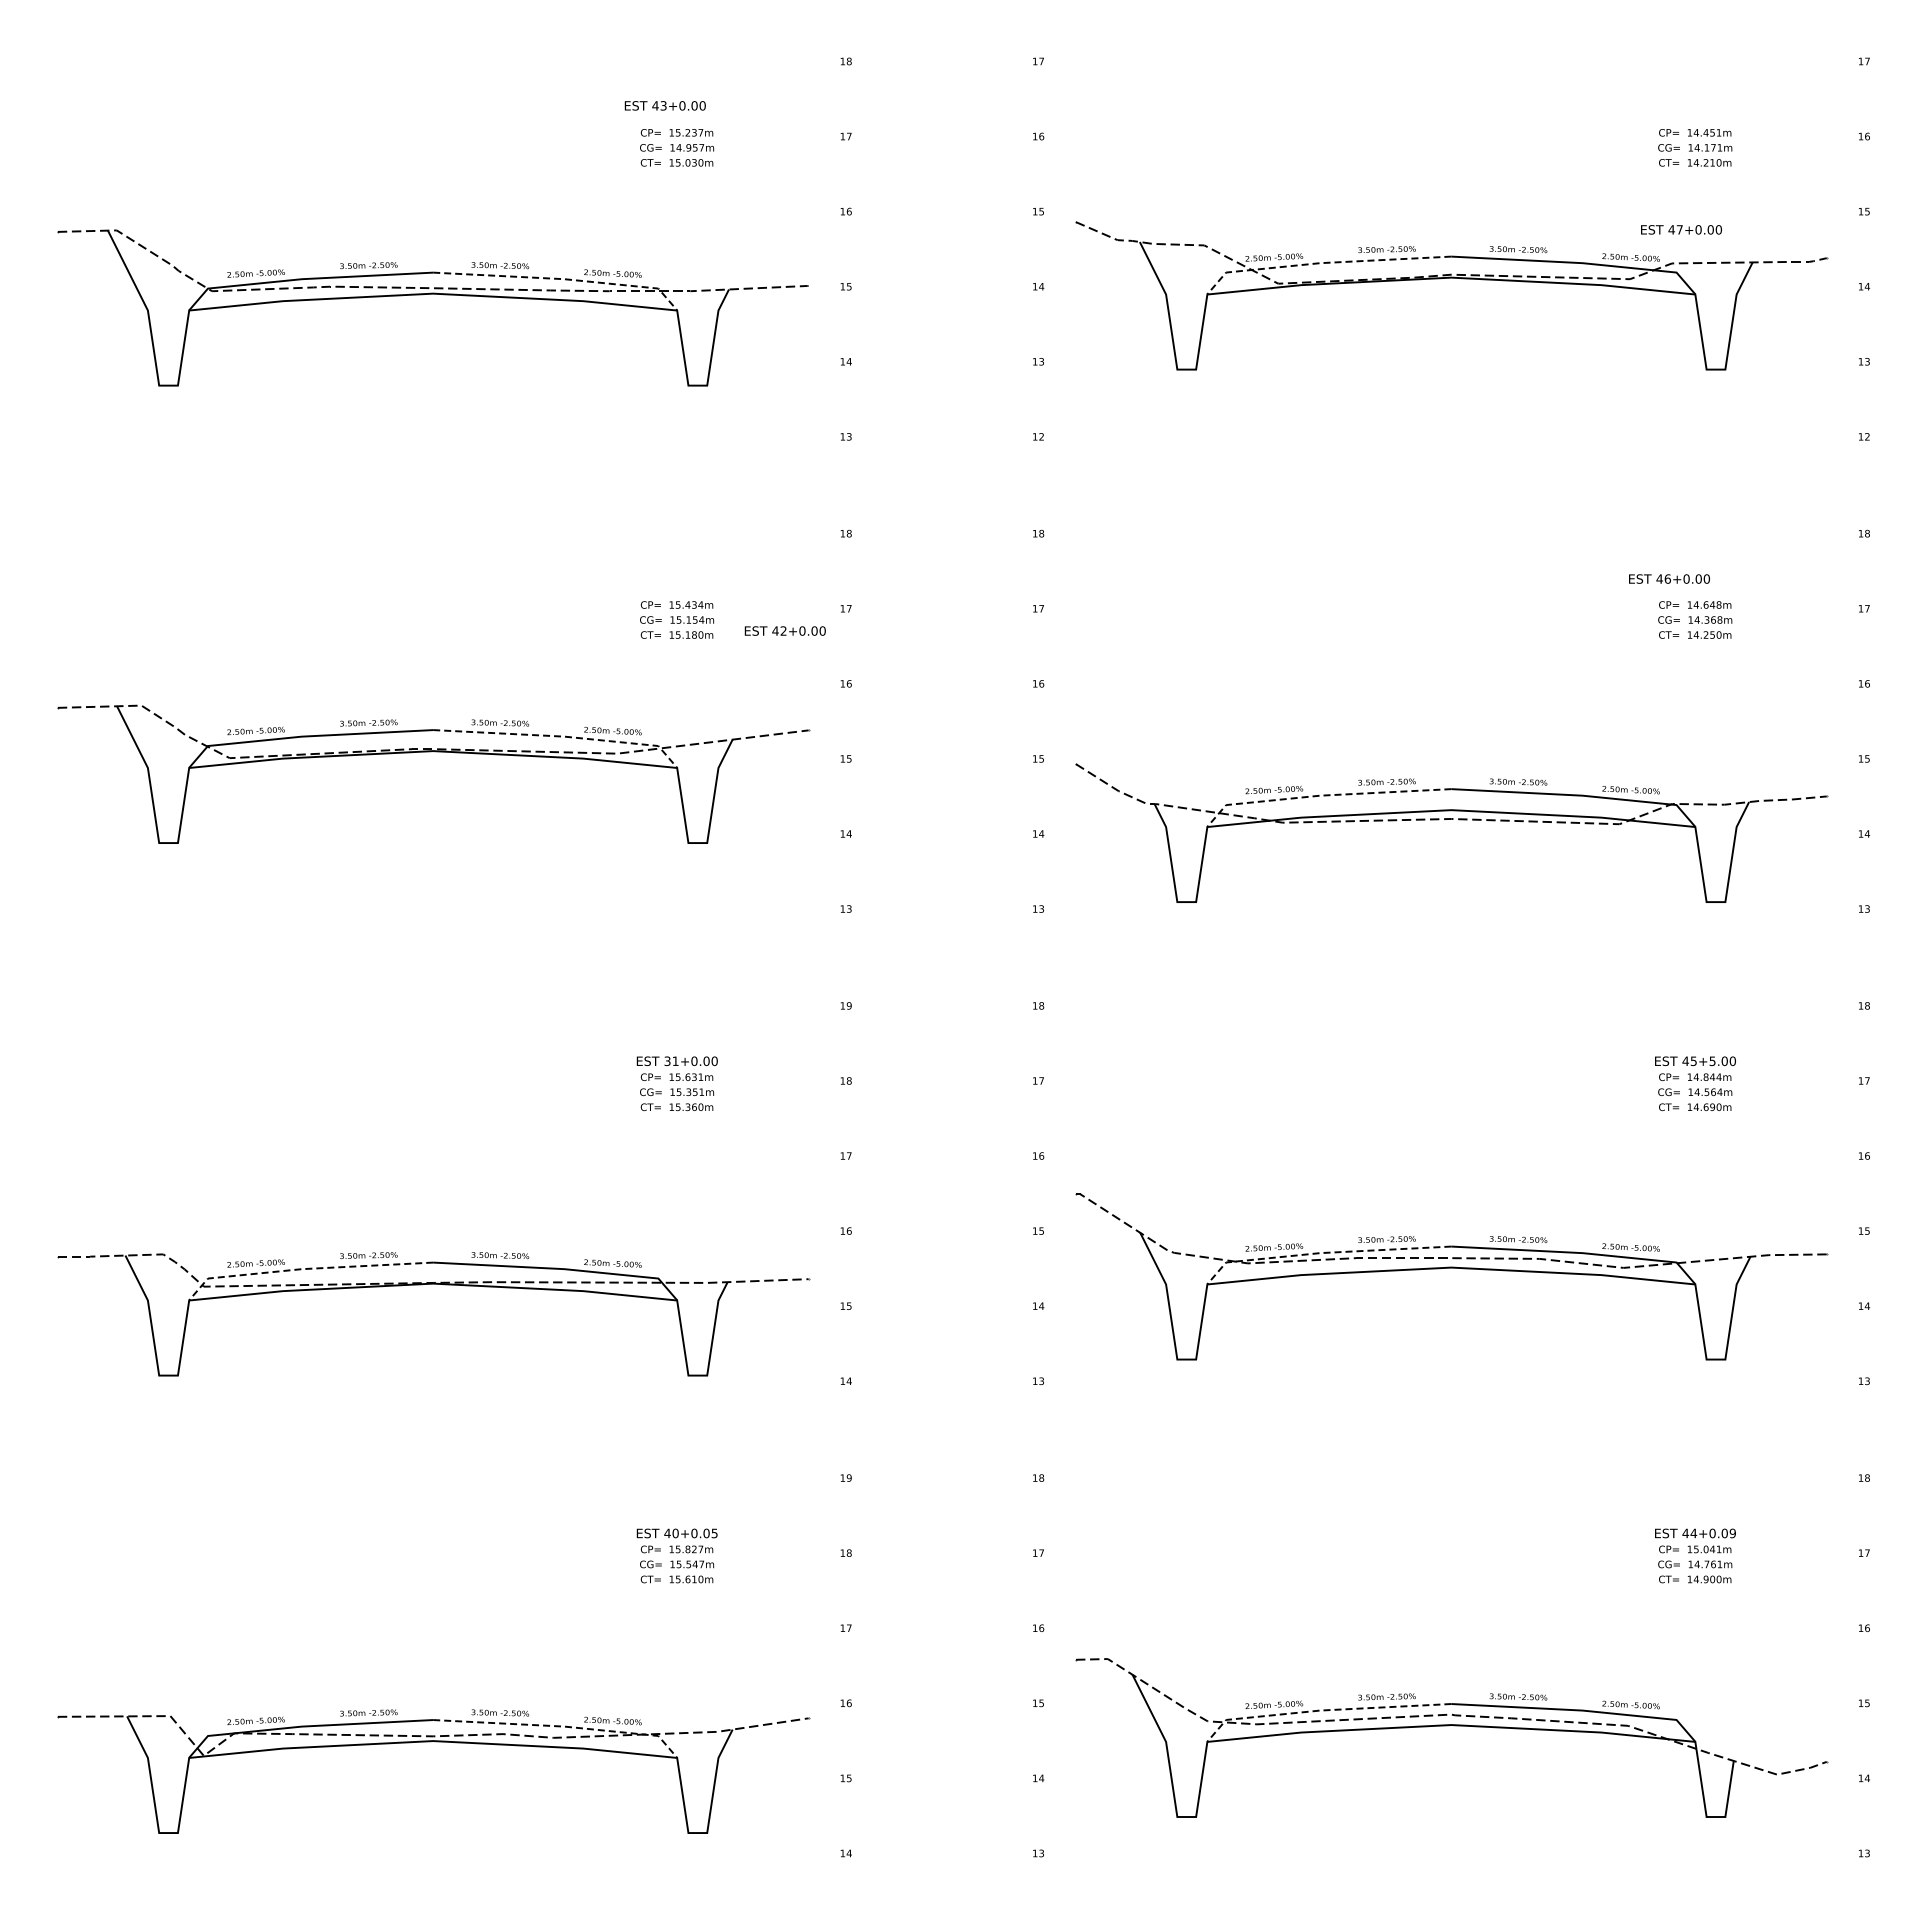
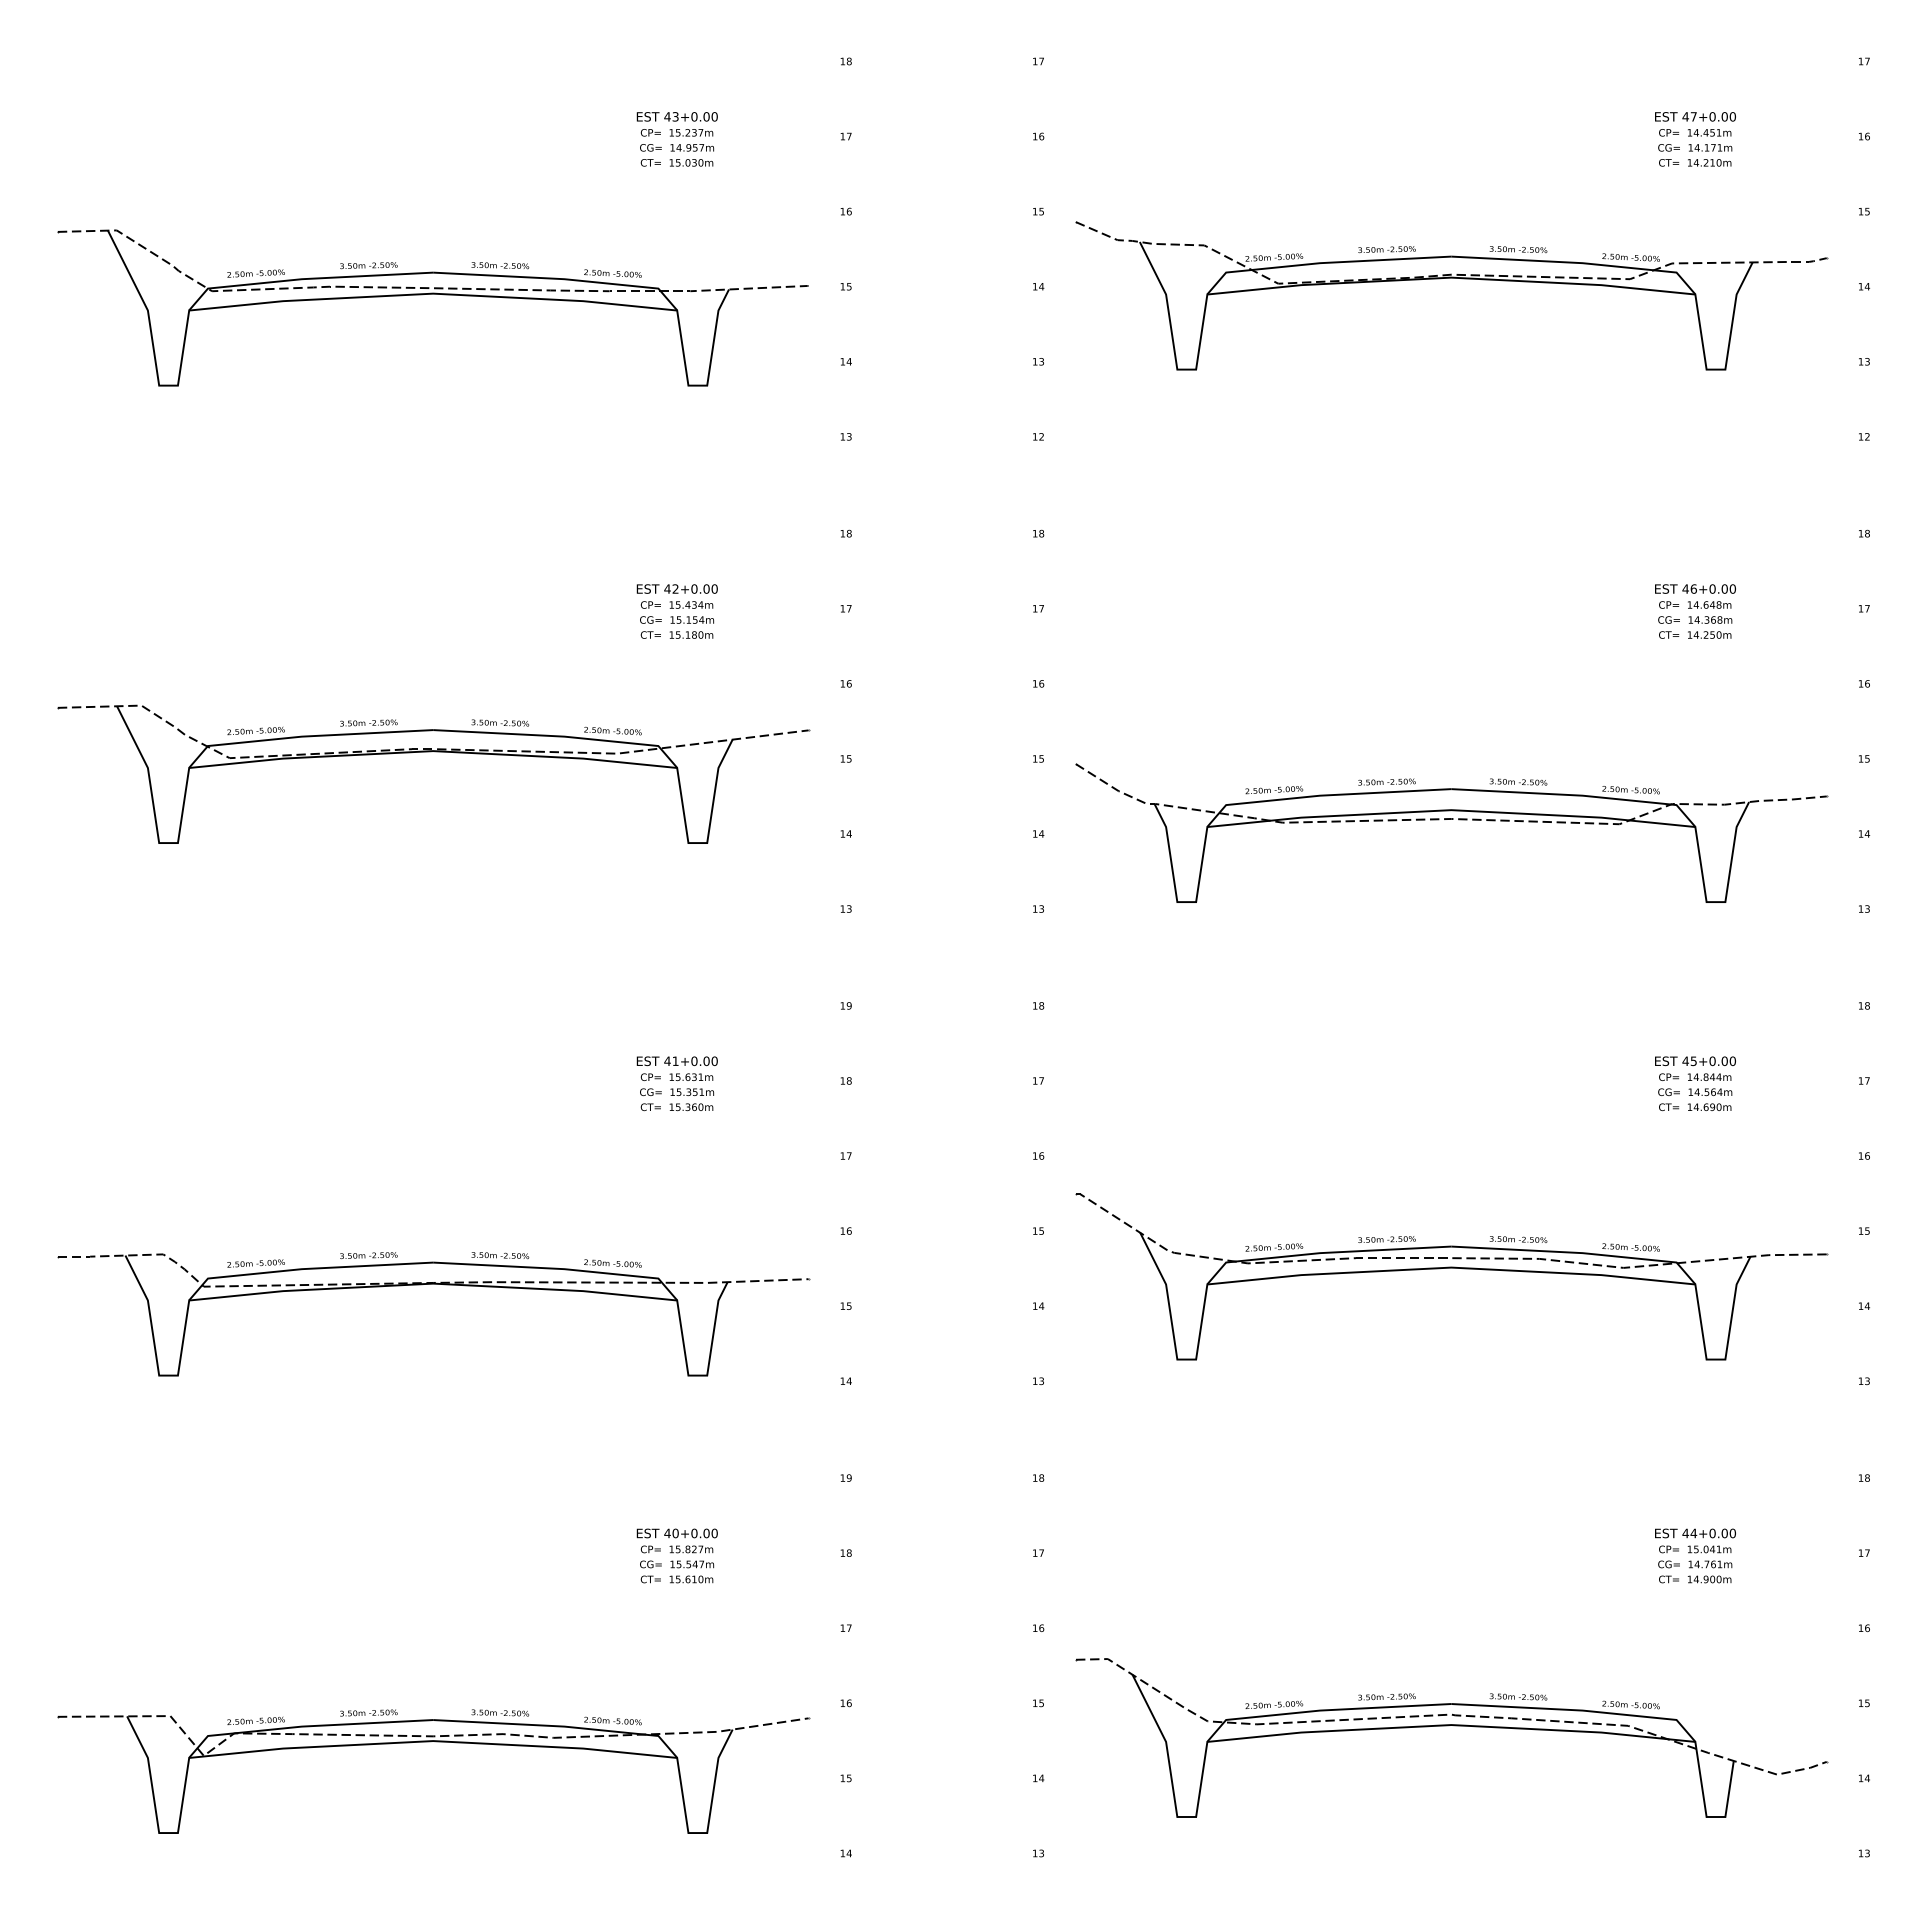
text position: (664, 105) -> (676, 116) (676, 116)
text position: (1681, 229) -> (1695, 116) (1695, 116)
line: dashed -> solid (1322, 263)
line: dashed -> solid (561, 279)
text position: (1669, 578) -> (1695, 588) (1695, 588)
text position: (784, 630) -> (676, 588) (676, 588)
line: dashed -> solid (561, 736)
line: dashed -> solid (1322, 795)
text: 31+0.00 -> 41+0.00 (667, 1061)
text: 45+5.00 -> 45+0.00 (1712, 1061)
line: dashed -> solid (1322, 1252)
line: dashed -> solid (304, 1269)
text: 40+0.05 -> 40+0.00 (714, 1533)
text: 44+0.09 -> 44+0.00 (1732, 1533)
line: dashed -> solid (1322, 1710)
line: dashed -> solid (561, 1726)
